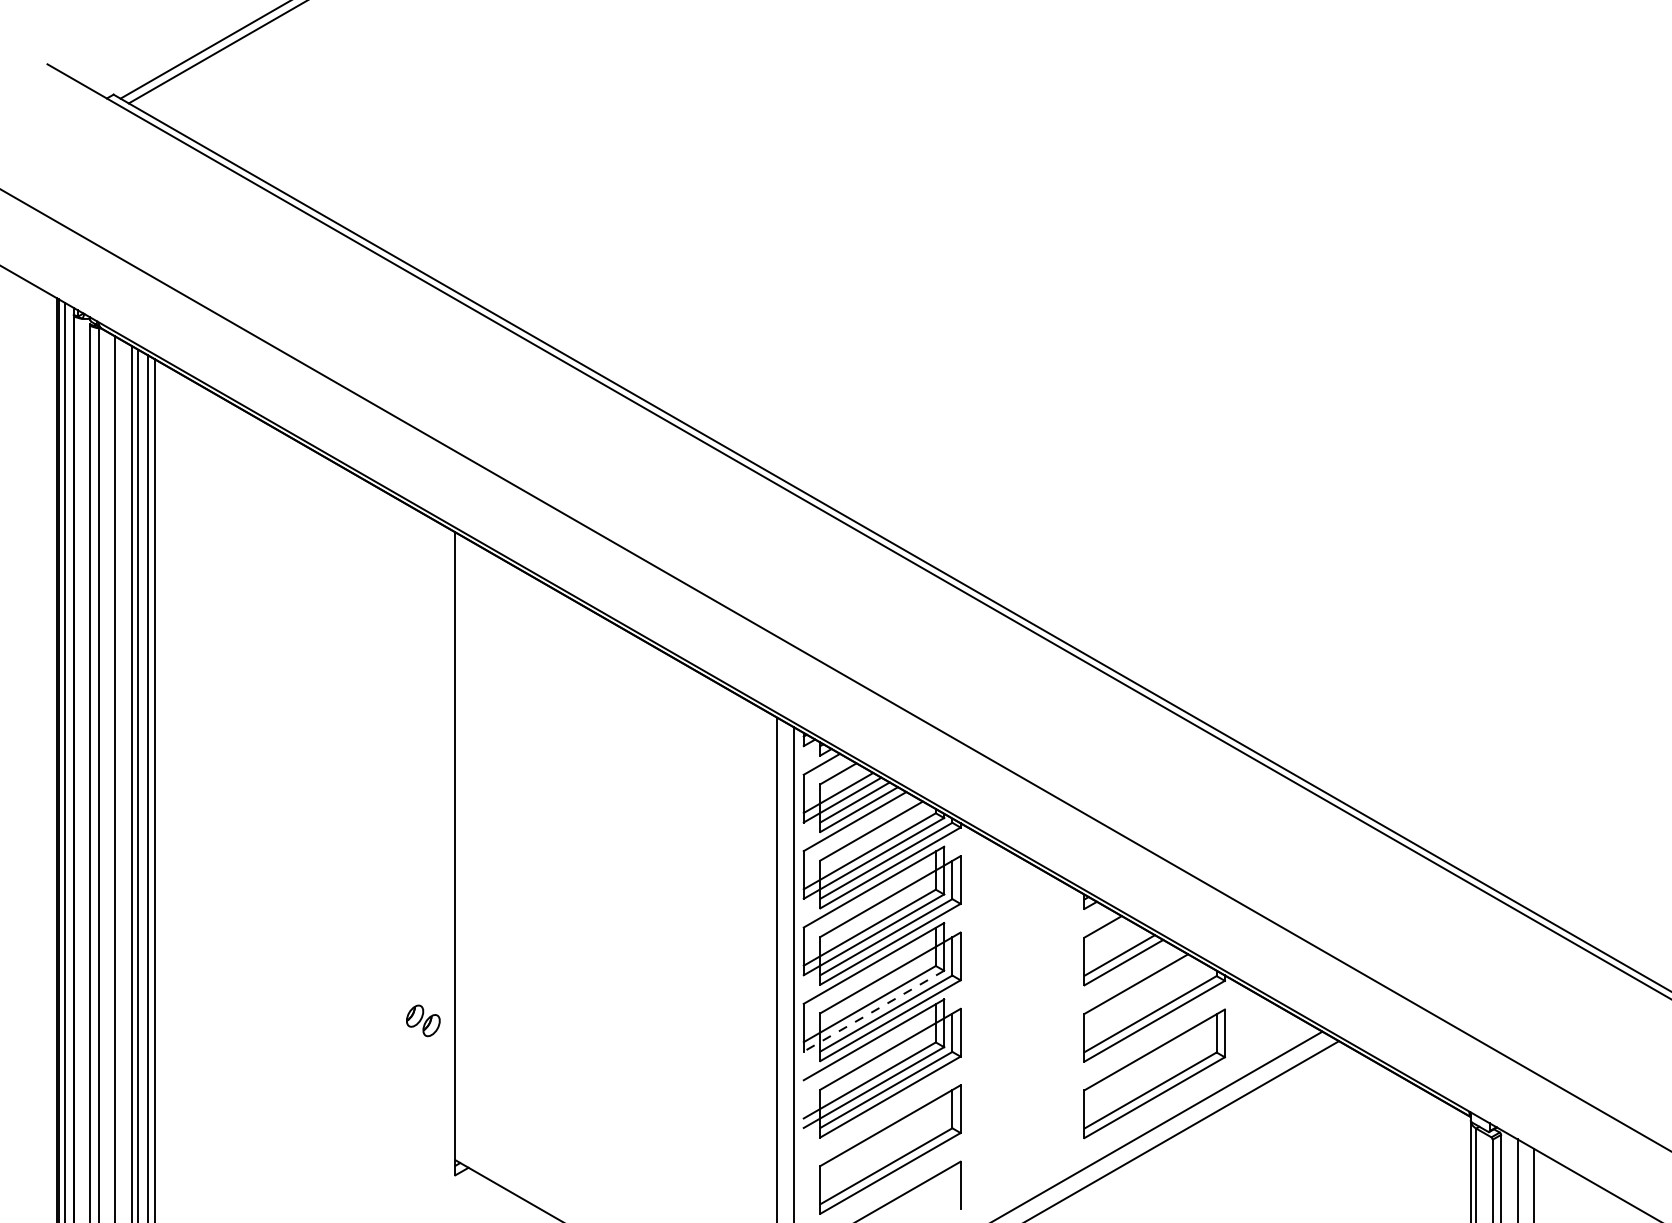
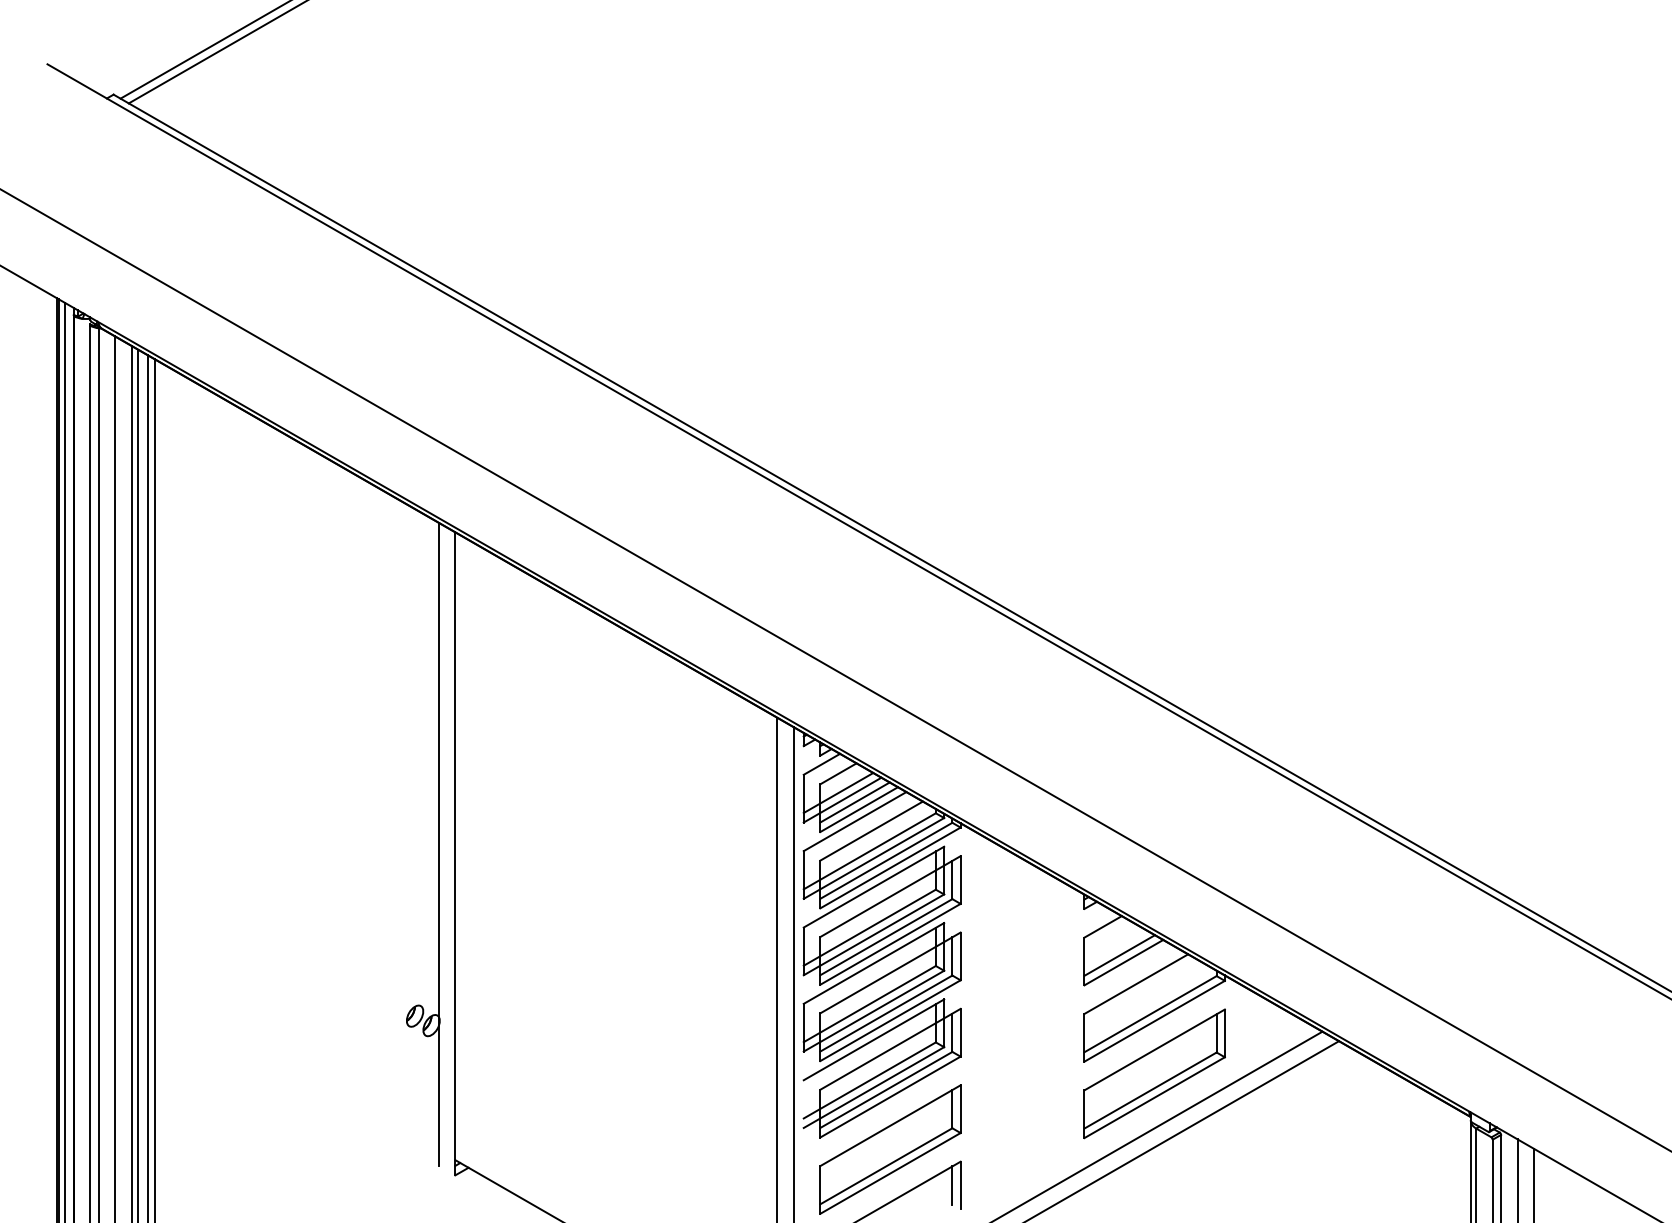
line: none -> present (438, 843)
line: dashed -> solid (873, 1011)
line: none -> present (952, 1185)
